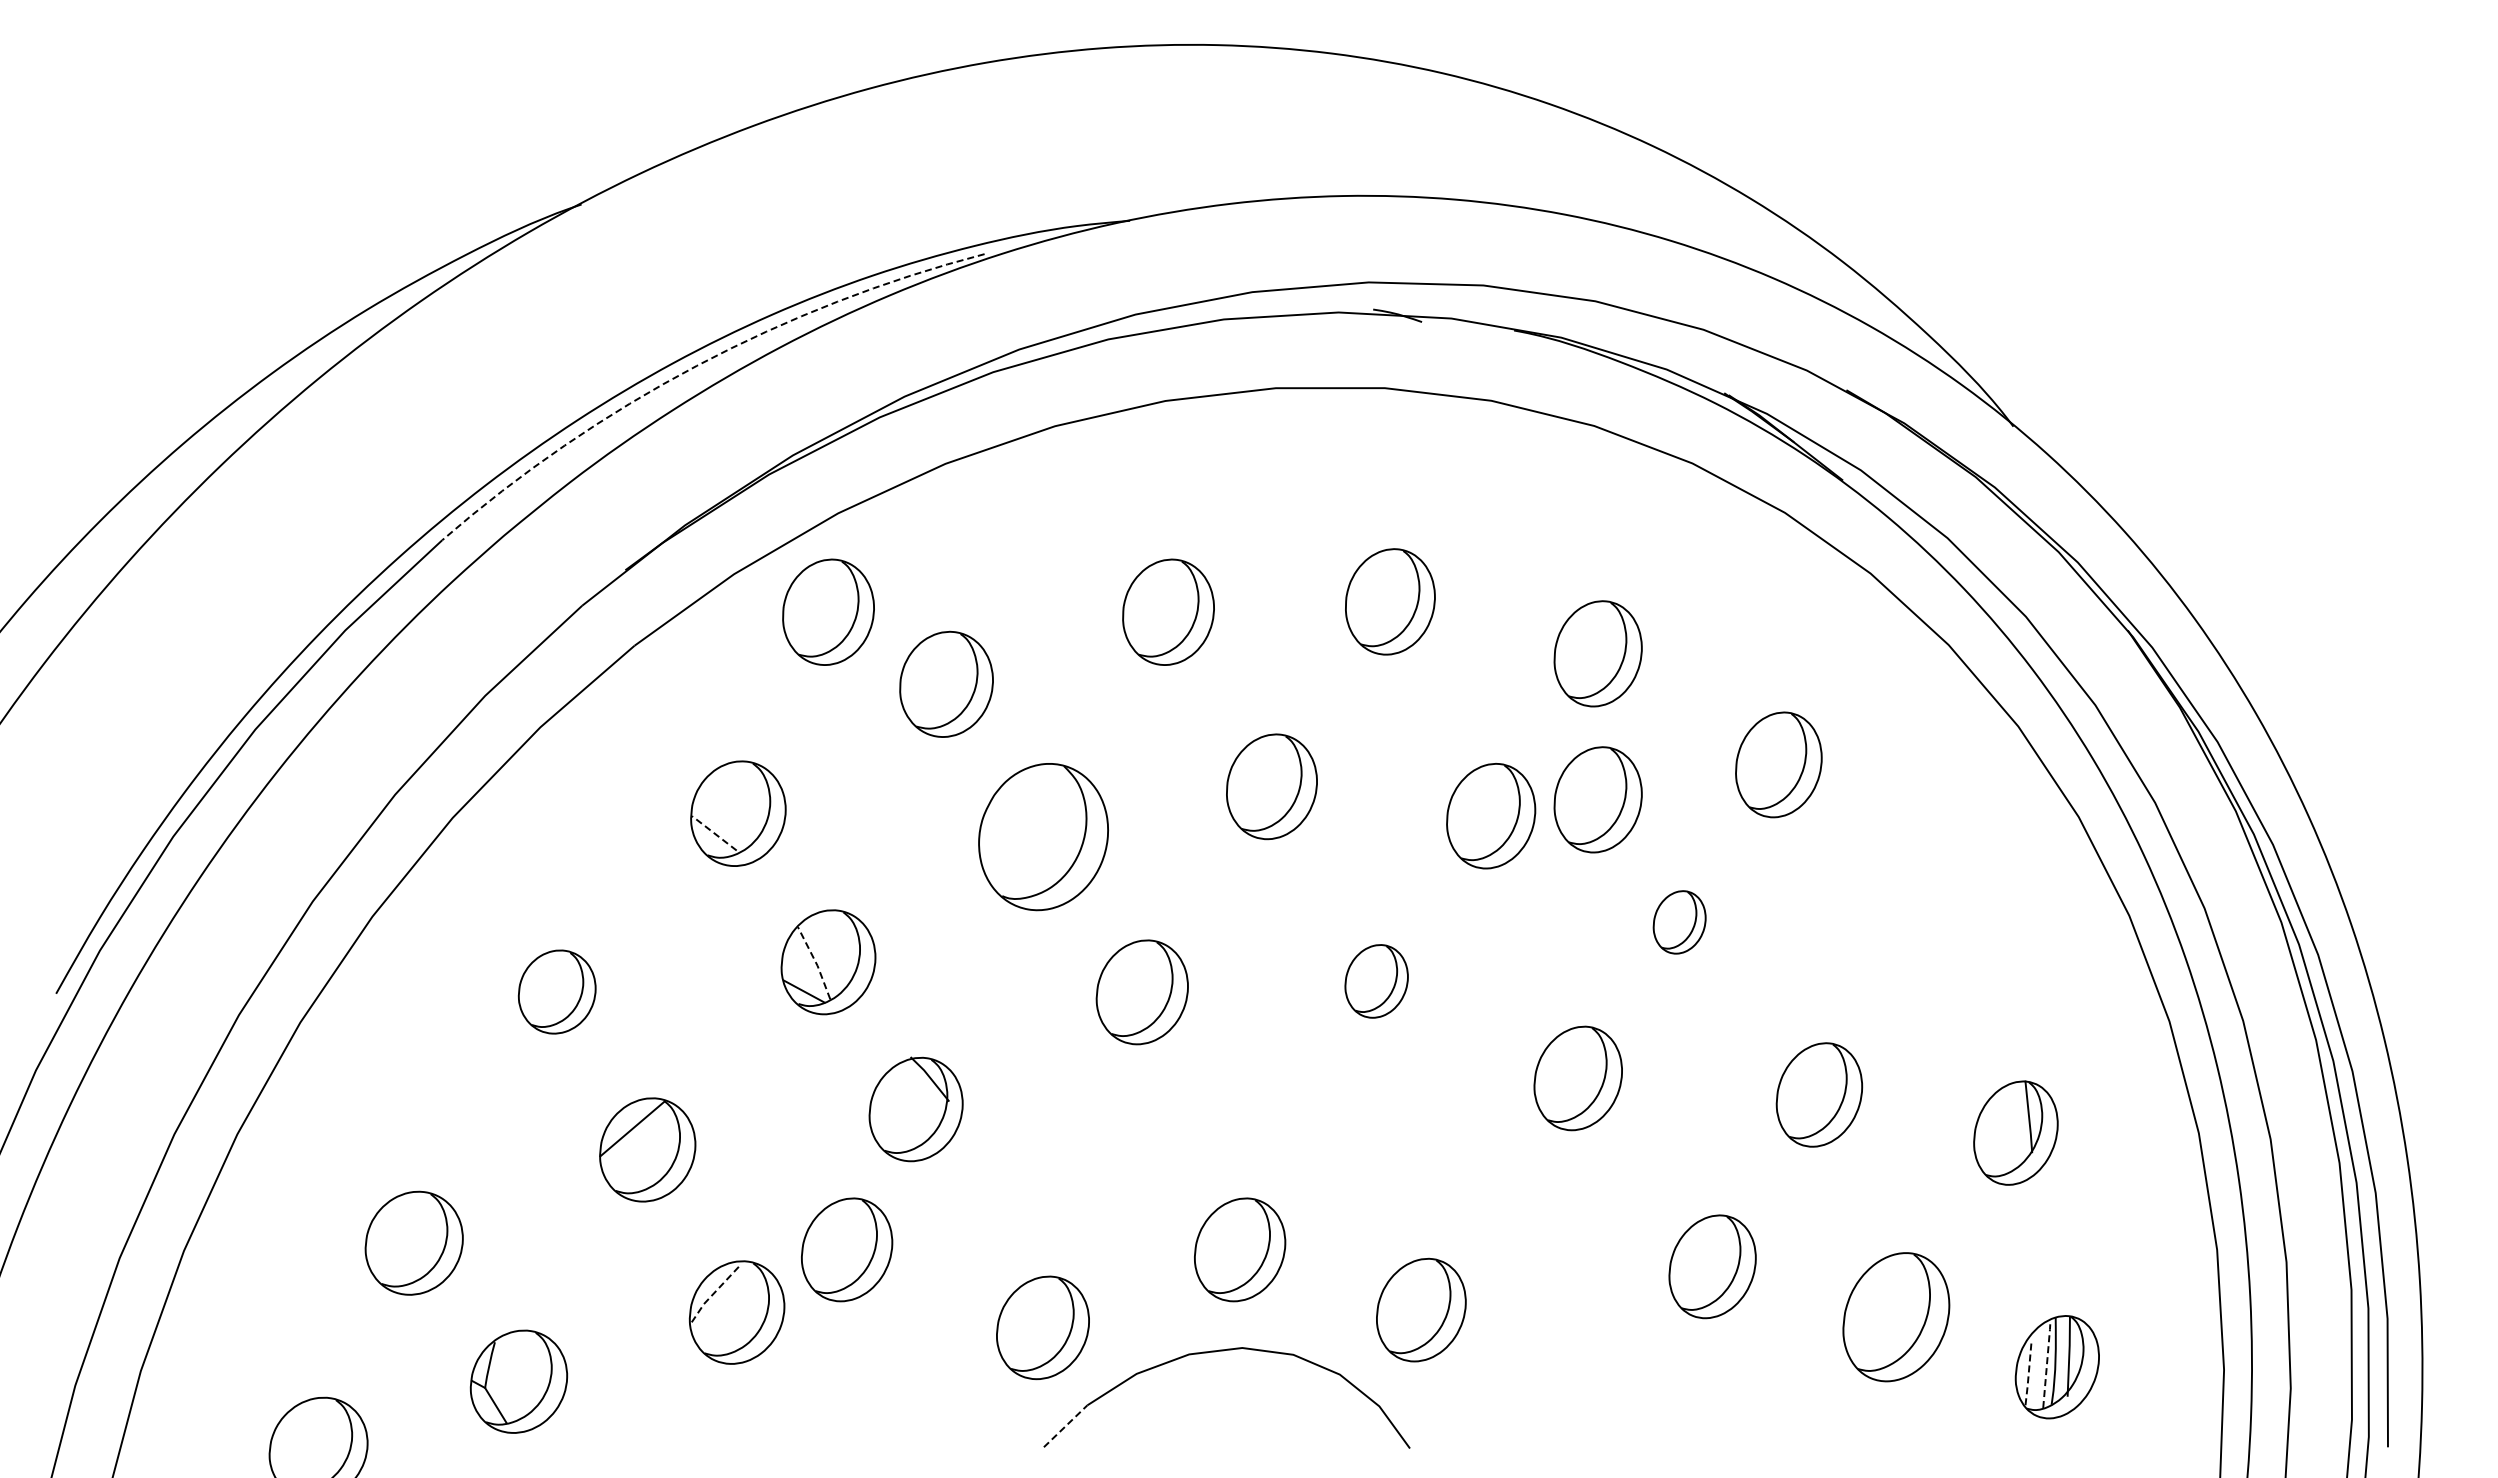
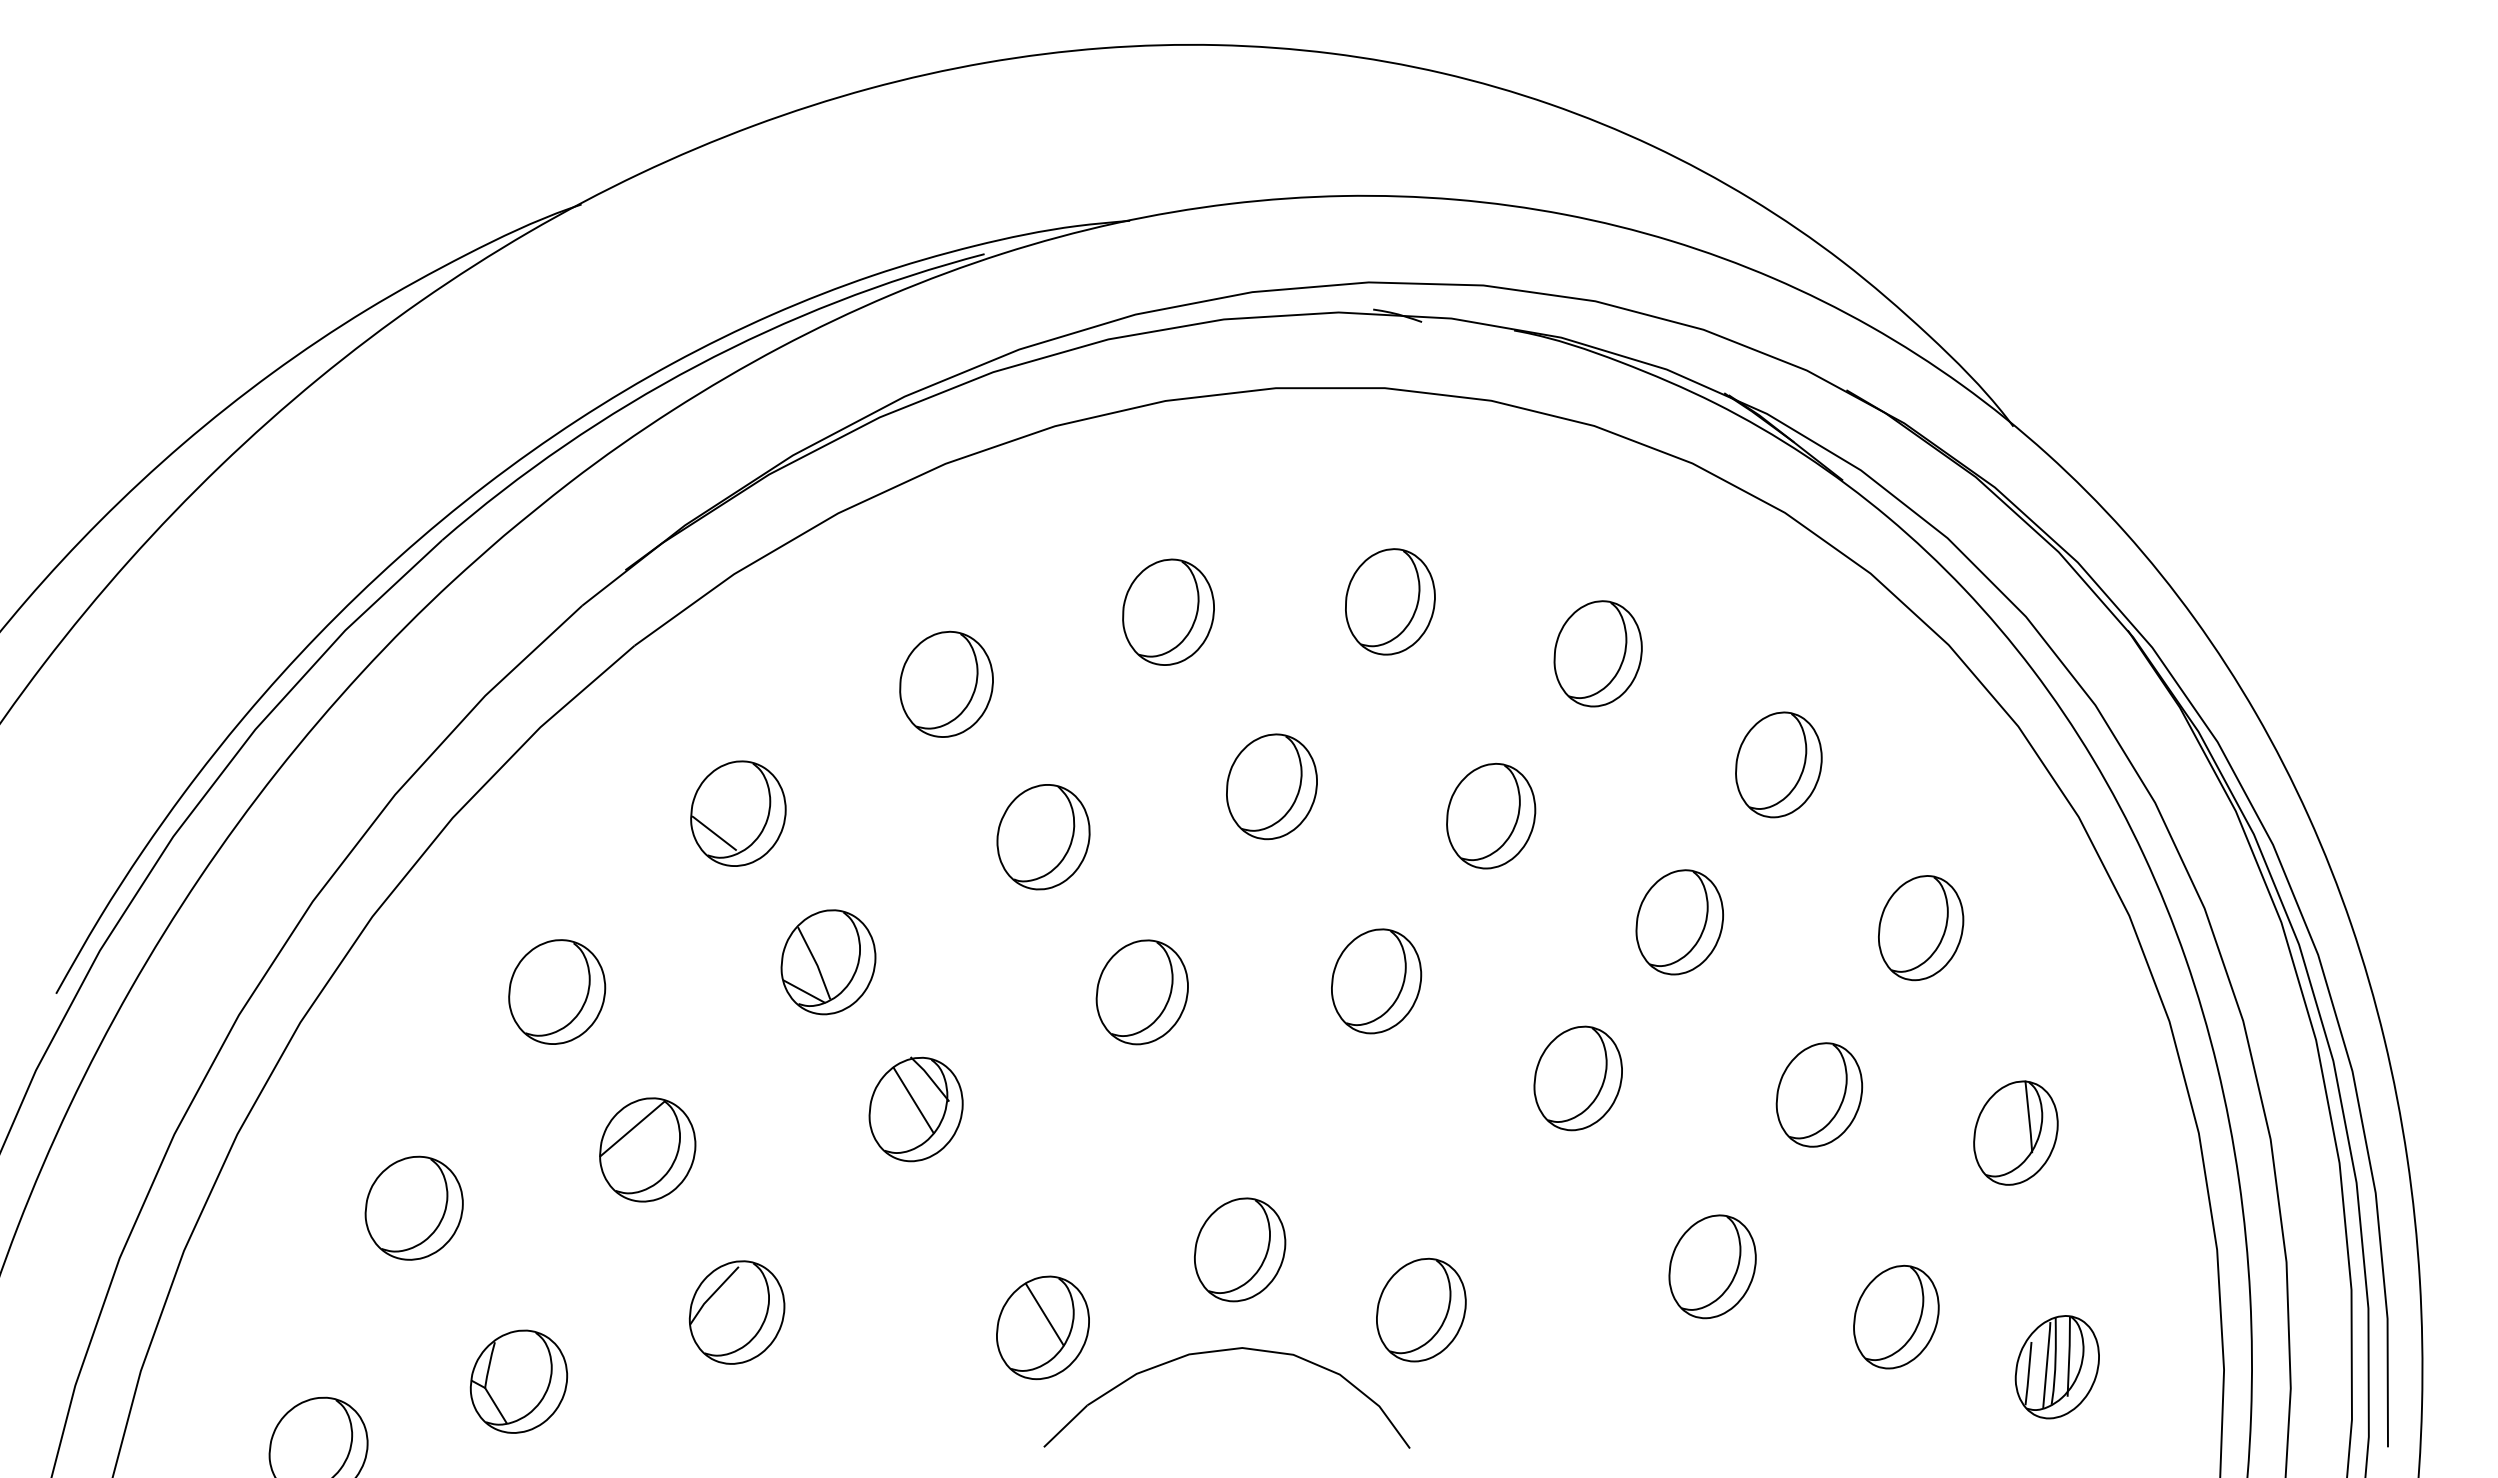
arc: dashed -> solid (696, 365)
part: present -> none (828, 611)
part: present -> none (1597, 799)
line: dashed -> solid (713, 833)
part size: 131x149 px -> 95x107 px (1043, 837)
part size: 55x65 px -> 89x107 px (1679, 922)
part: none -> present (1921, 928)
line: dashed -> solid (815, 962)
part size: 65x75 px -> 92x107 px (1376, 981)
part size: 80x86 px -> 99x106 px (557, 991)
line: none -> present (913, 1099)
part position: (413, 1242) -> (413, 1207) (413, 1207)
part: present -> none (847, 1249)
line: dashed -> solid (712, 1295)
line: none -> present (1044, 1314)
part size: 109x131 px -> 87x106 px (1896, 1316)
line: dashed -> solid (2046, 1364)
line: dashed -> solid (2028, 1374)
line: dashed -> solid (1066, 1425)
